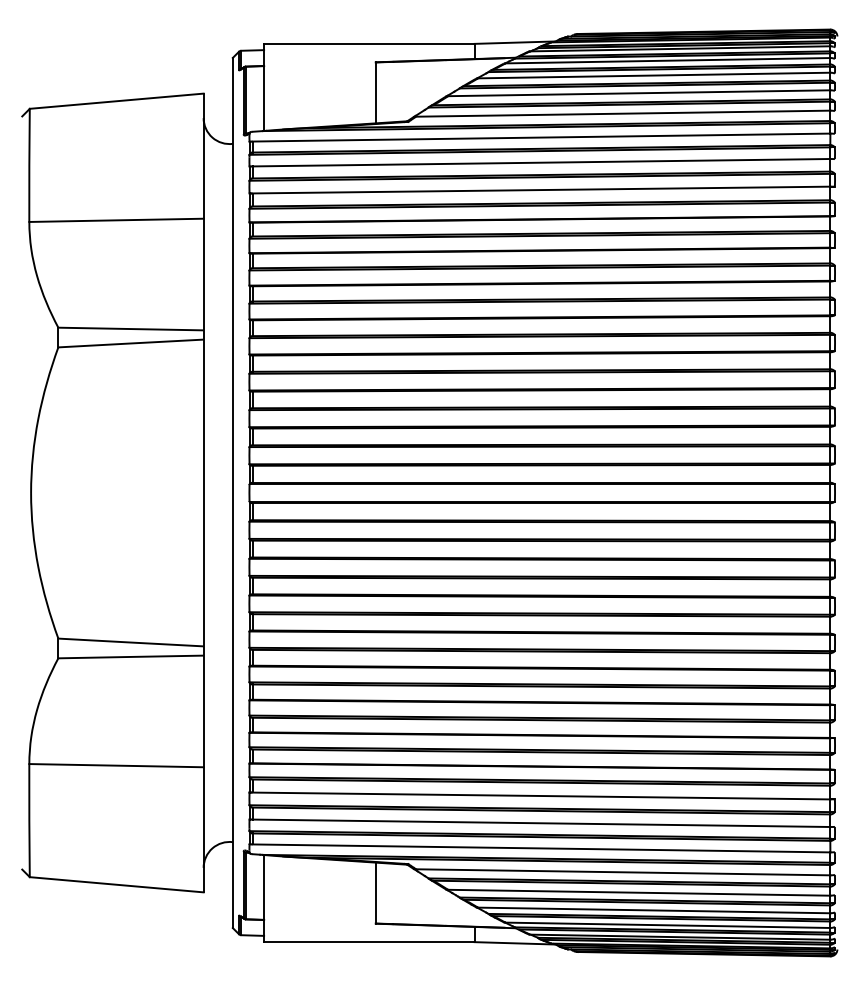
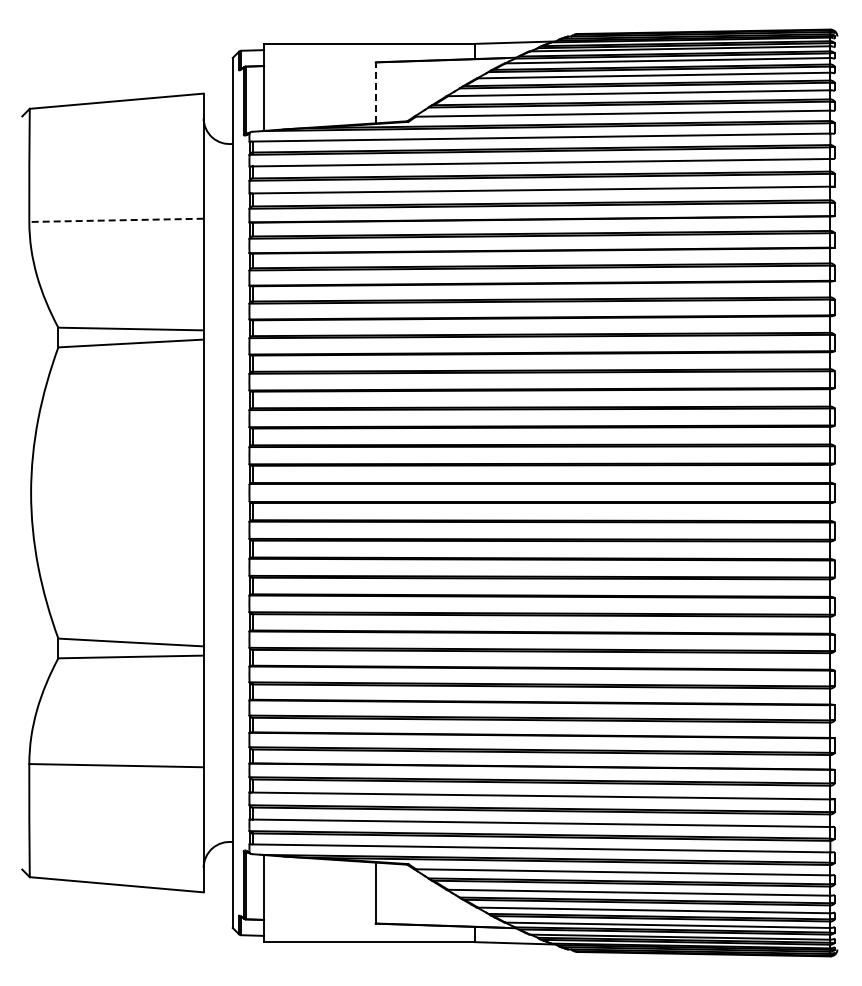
line: solid -> dashed (375, 92)
line: solid -> dashed (115, 220)
